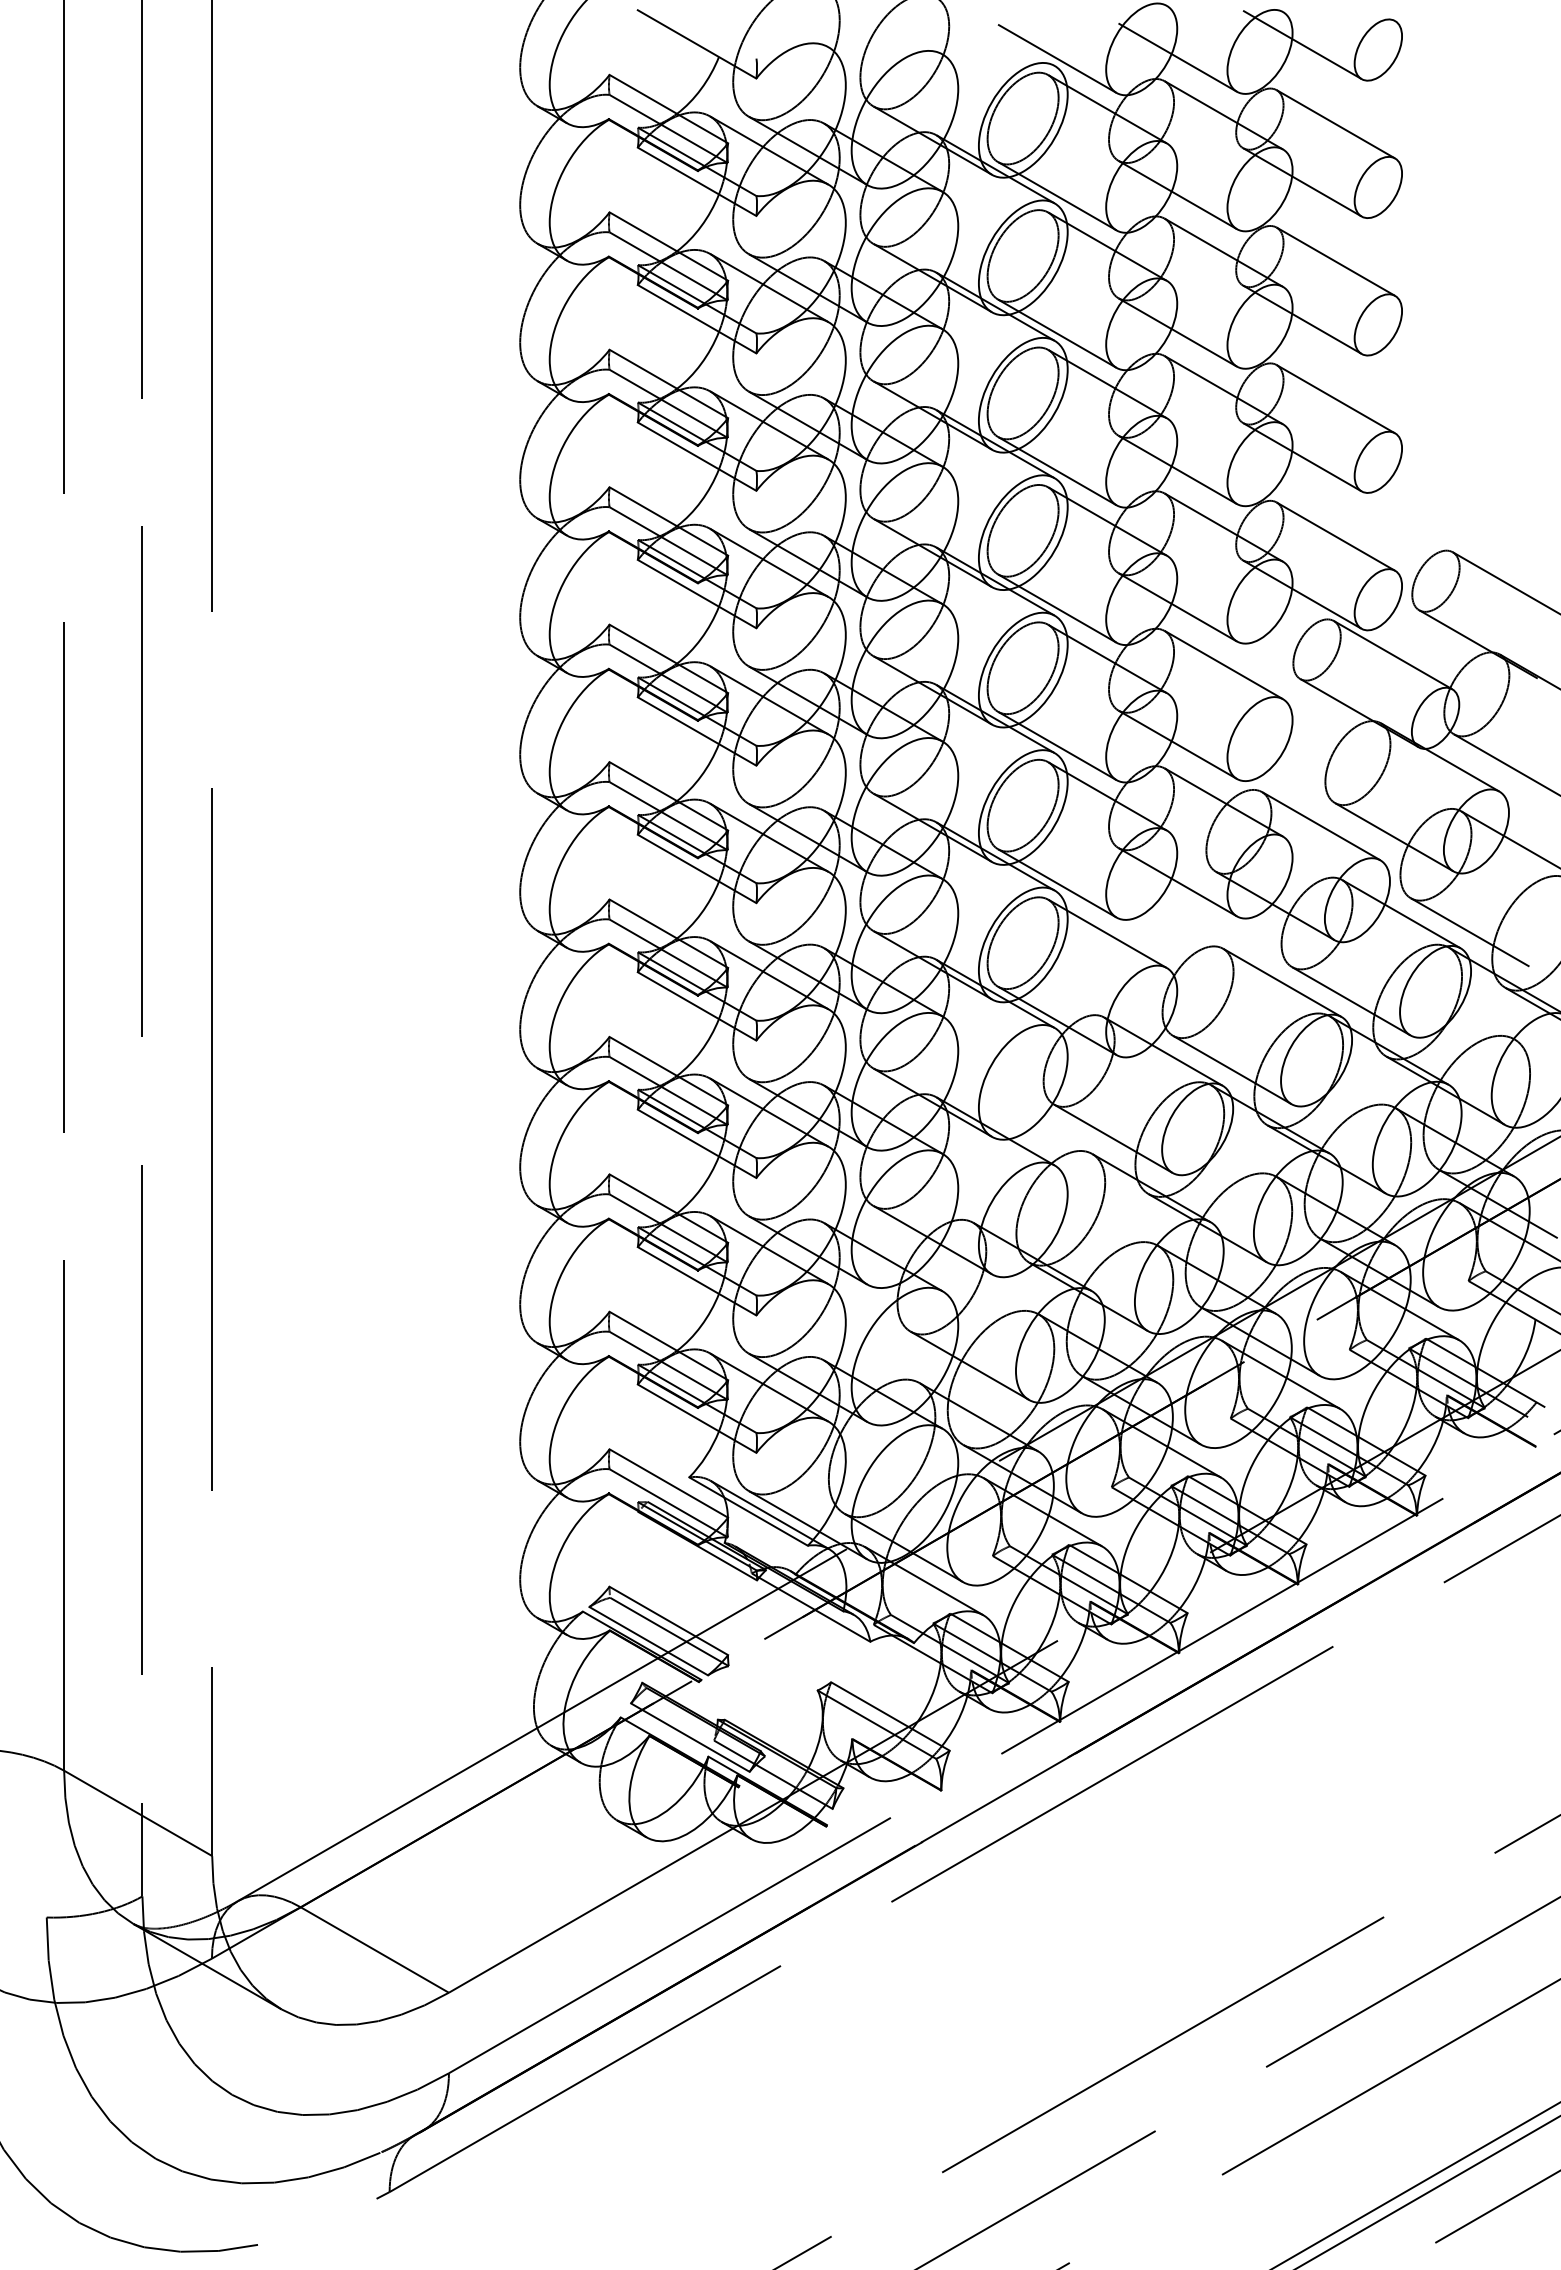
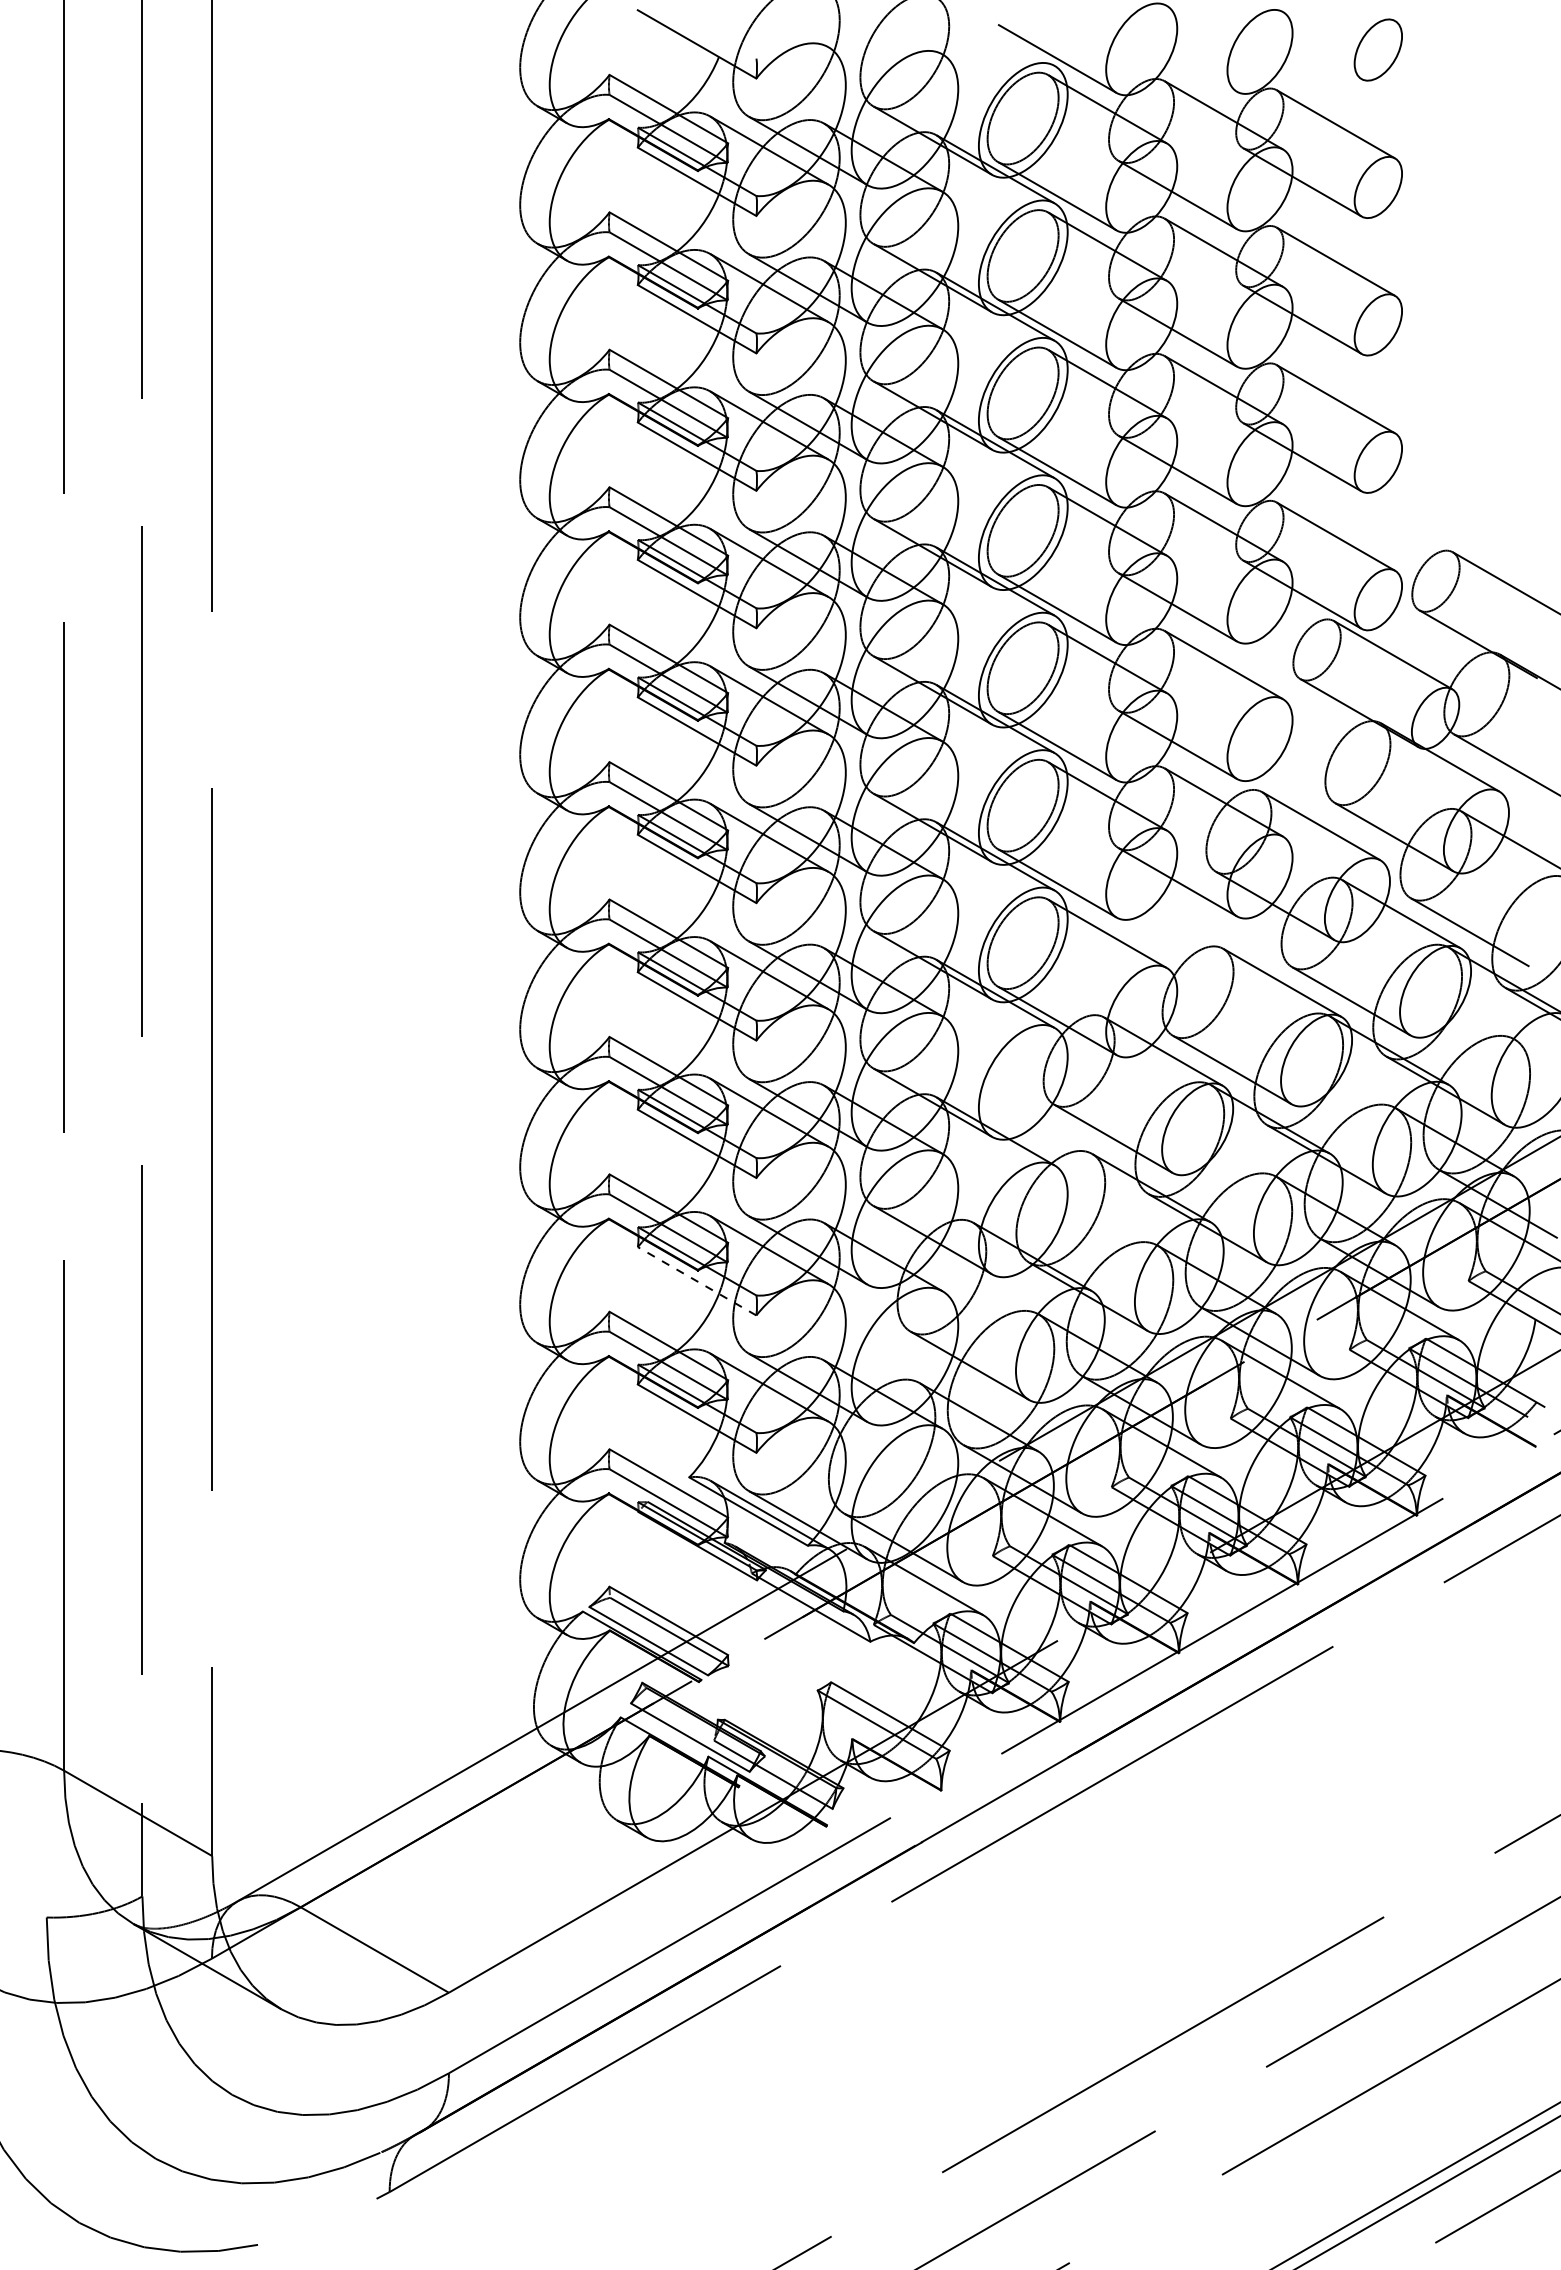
line: present -> none (1302, 44)
line: present -> none (1177, 57)
line: solid -> dashed (696, 1281)
